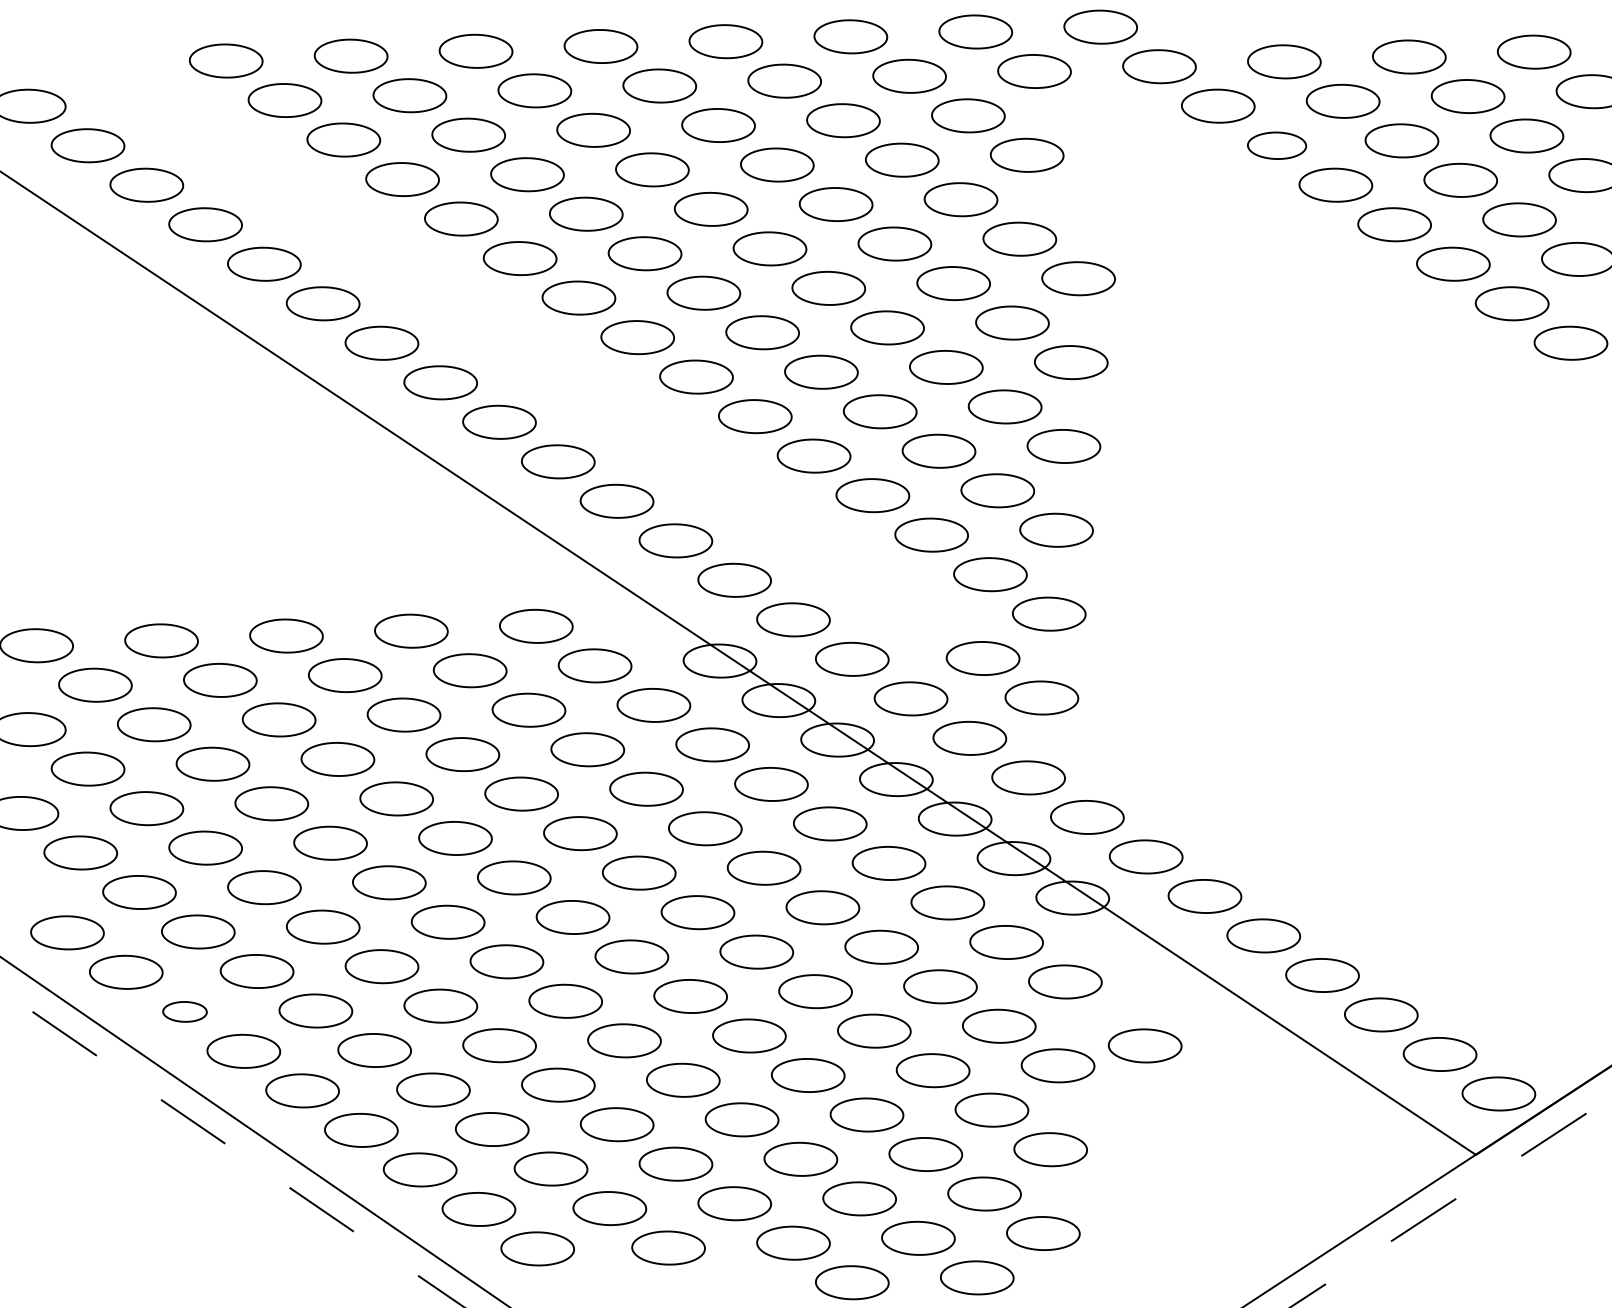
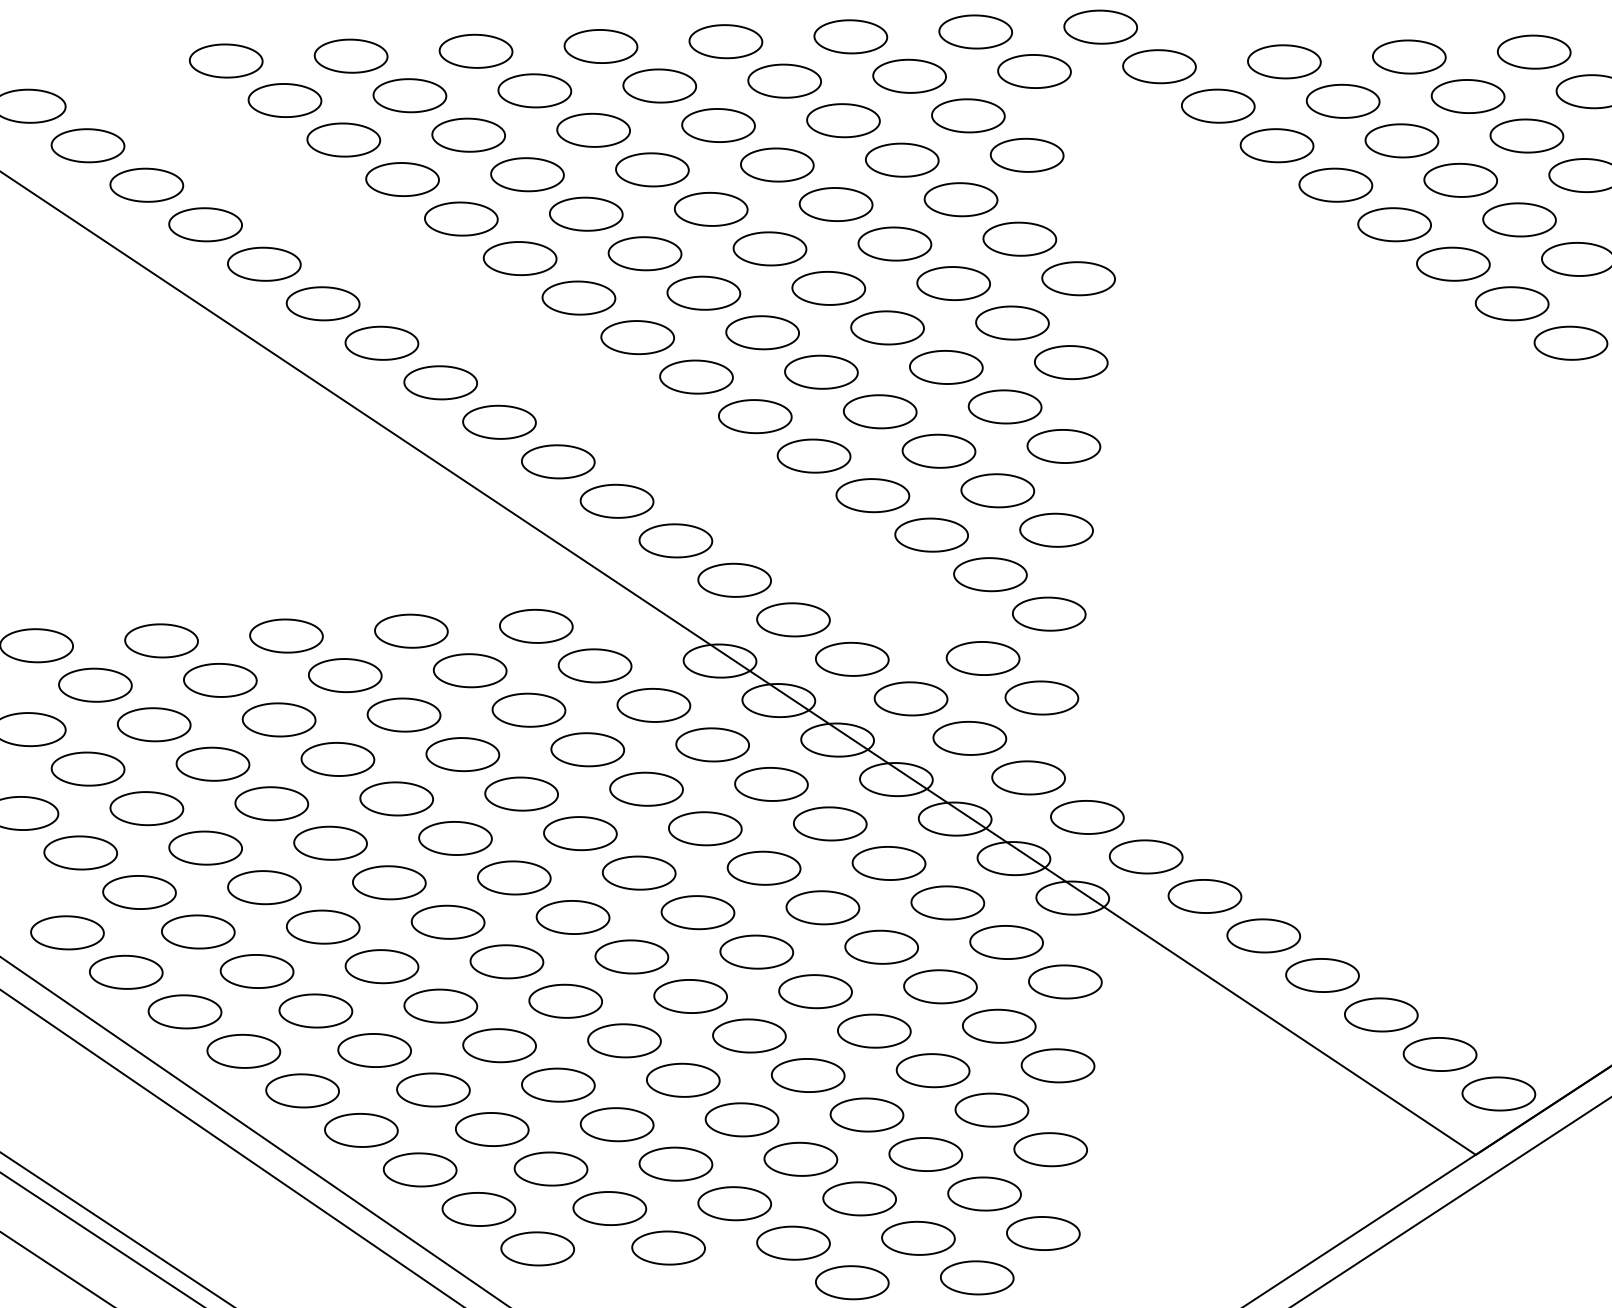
part size: 61x29 px -> 76x36 px (1276, 145)
part size: 46x22 px -> 76x36 px (184, 1011)
part: present -> none (1144, 1045)
line: dashed -> solid (232, 1148)
line: dashed -> solid (1451, 1201)
line: none -> present (116, 1228)
line: none -> present (101, 1238)
line: none -> present (56, 1268)
